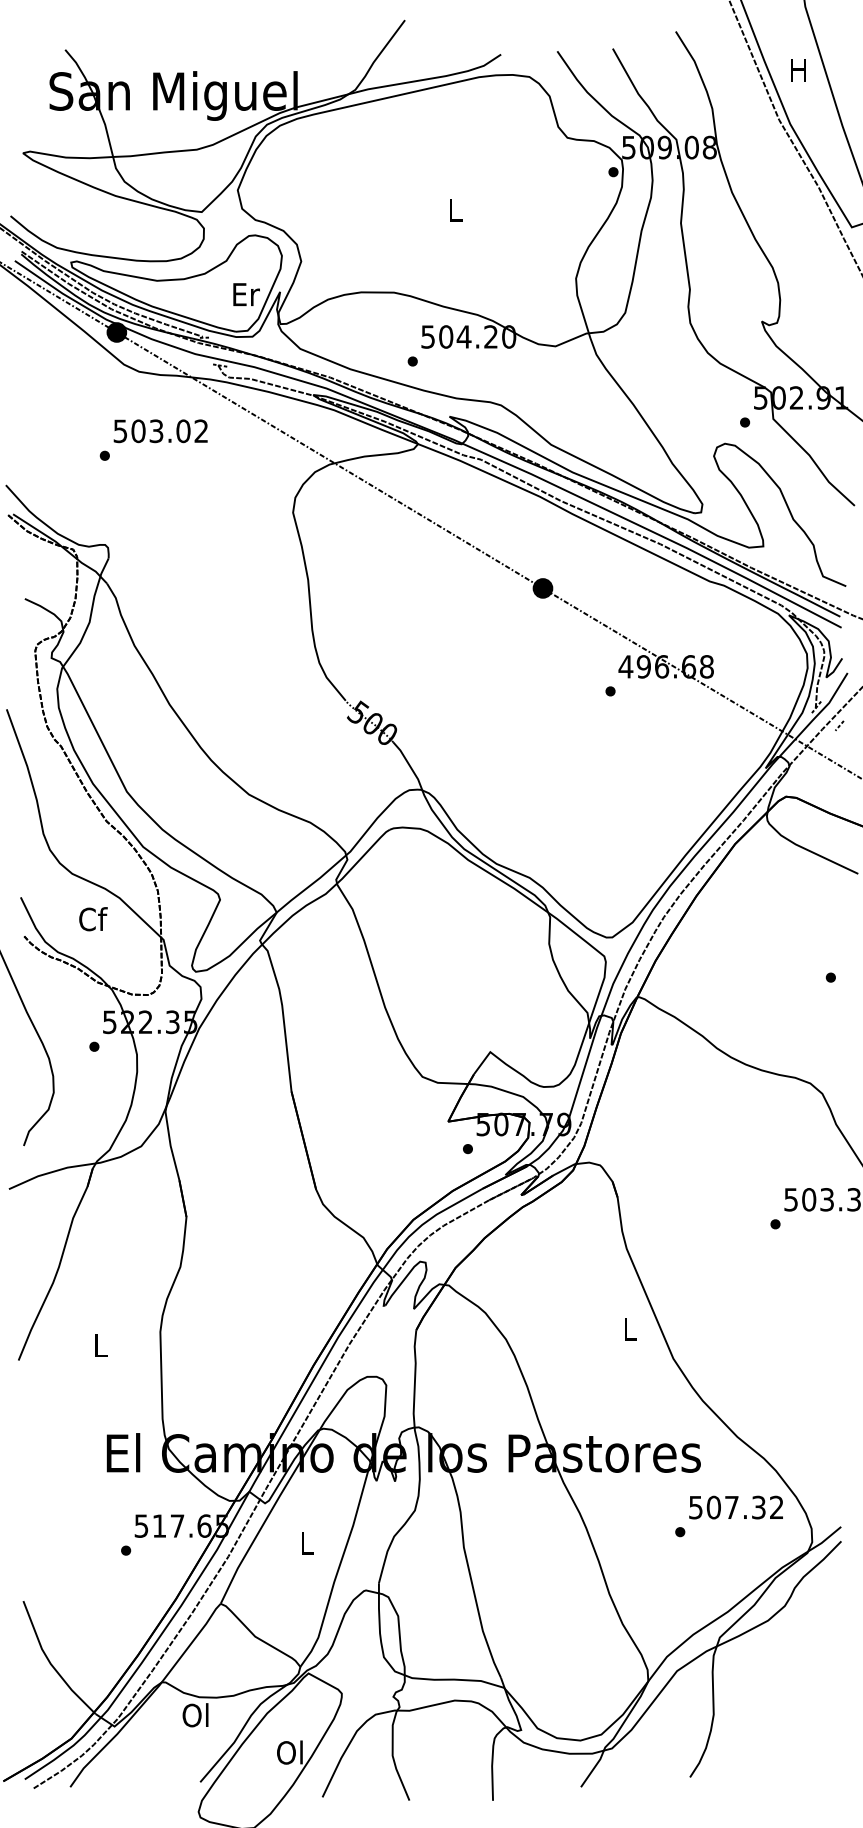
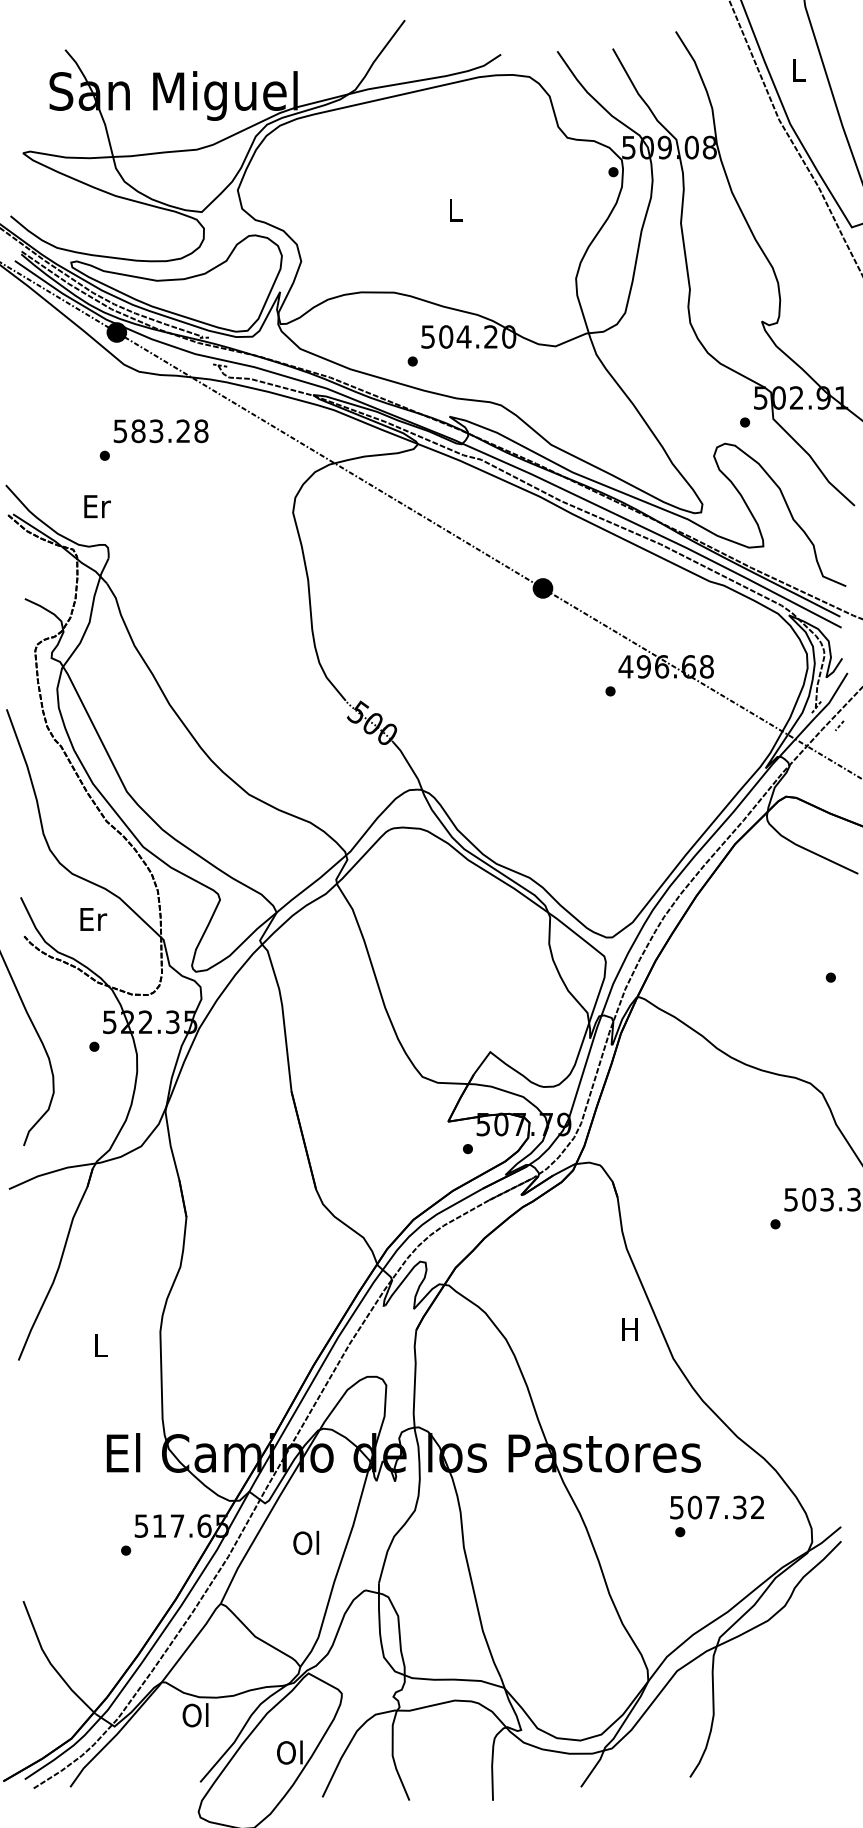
text: H -> L (798, 70)
text position: (246, 294) -> (97, 506) (97, 506)
text: 503.02 -> 583.28 (169, 431)
text: Cf -> Er (93, 919)
text: L -> H (629, 1329)
text position: (735, 1507) -> (716, 1507) (716, 1507)
text: L -> Ol (306, 1542)
